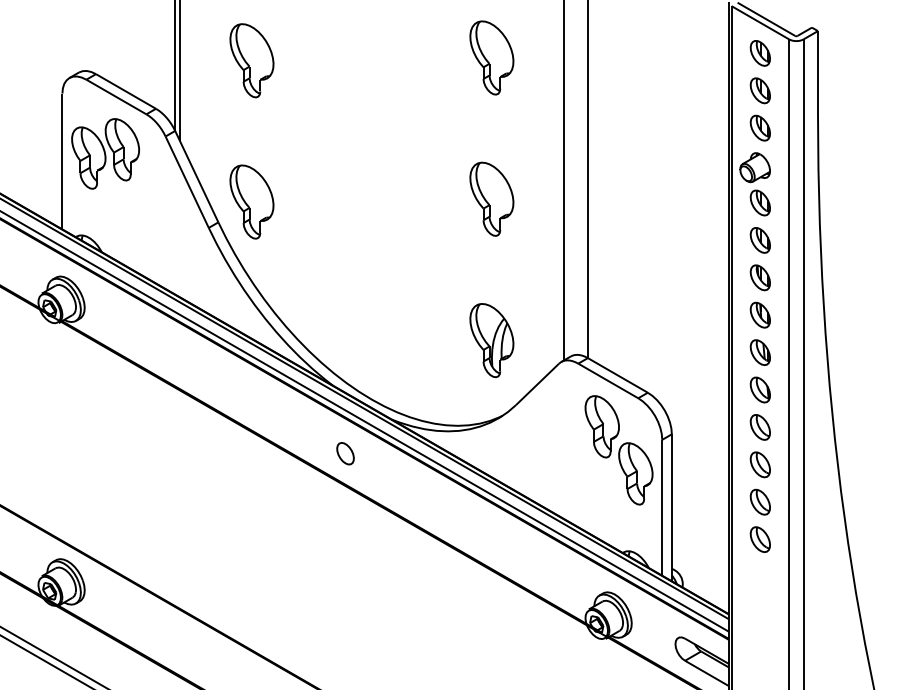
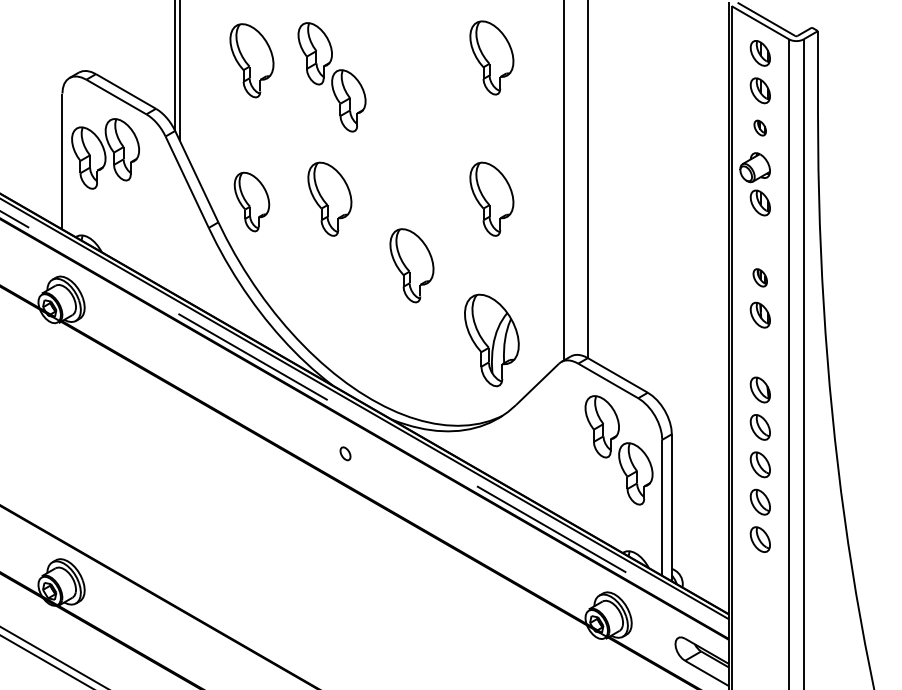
part: none -> present (331, 77)
part size: 22x28 px -> 14x18 px (759, 127)
part: none -> present (329, 198)
part size: 46x76 px -> 38x62 px (251, 201)
part: present -> none (759, 240)
part: none -> present (411, 265)
part size: 22x28 px -> 16x20 px (759, 277)
part size: 46x76 px -> 56x95 px (491, 340)
part: present -> none (759, 352)
line: solid -> dashed (364, 421)
part size: 19x24 px -> 13x16 px (345, 453)
